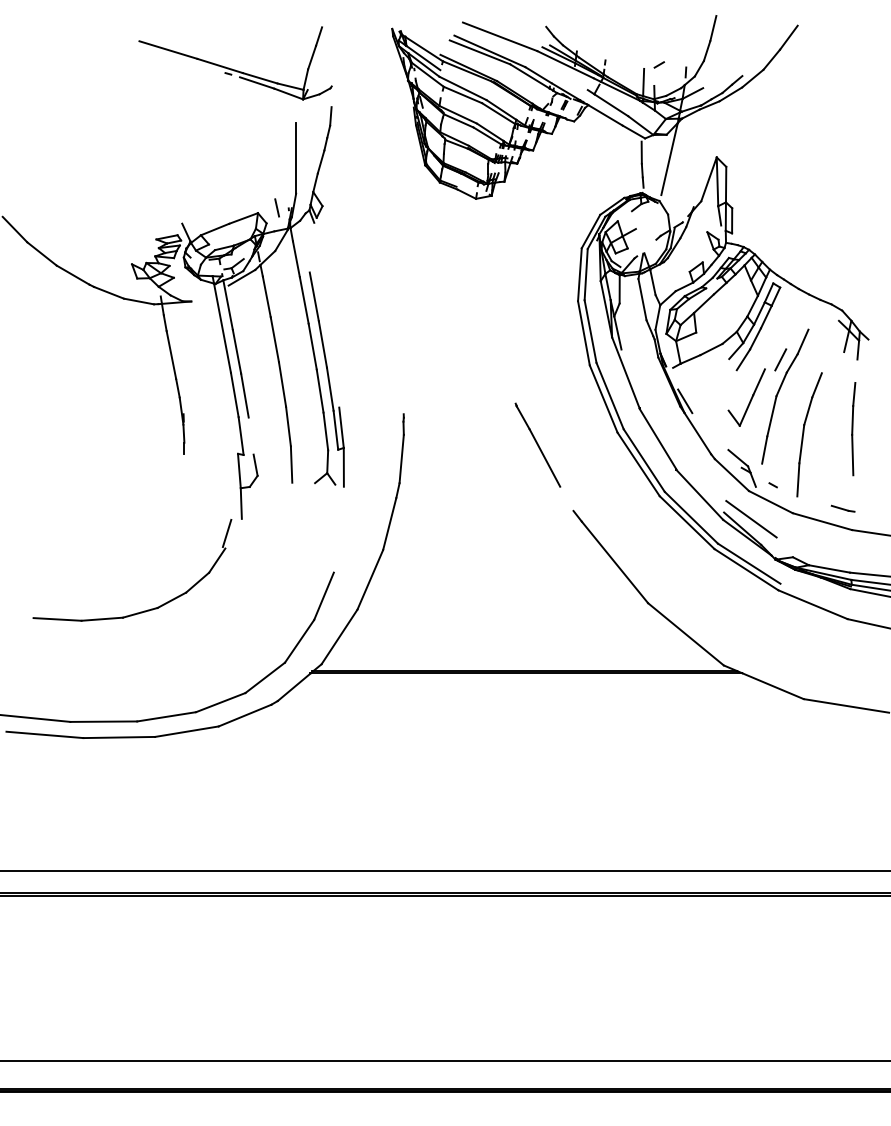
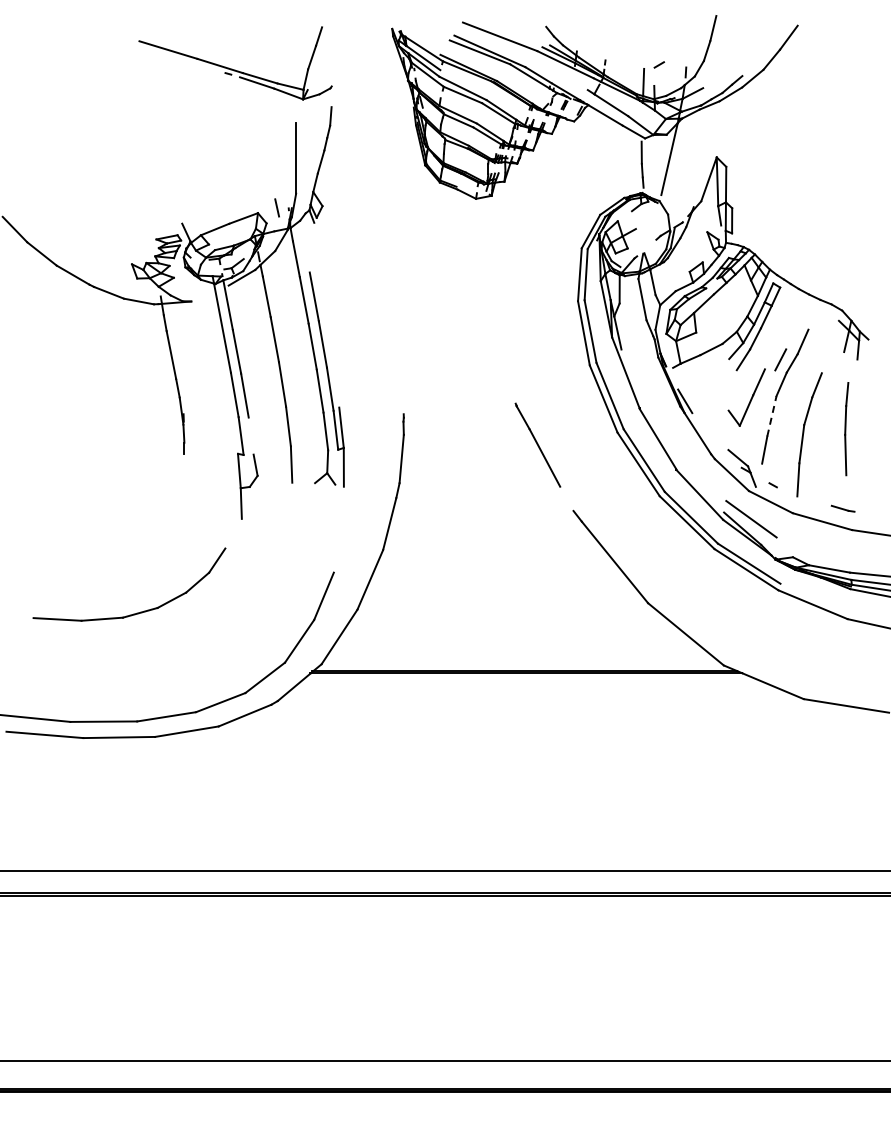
line: solid -> dashed (771, 416)
part position: (853, 429) -> (846, 429) (846, 429)
line: present -> none (226, 533)
